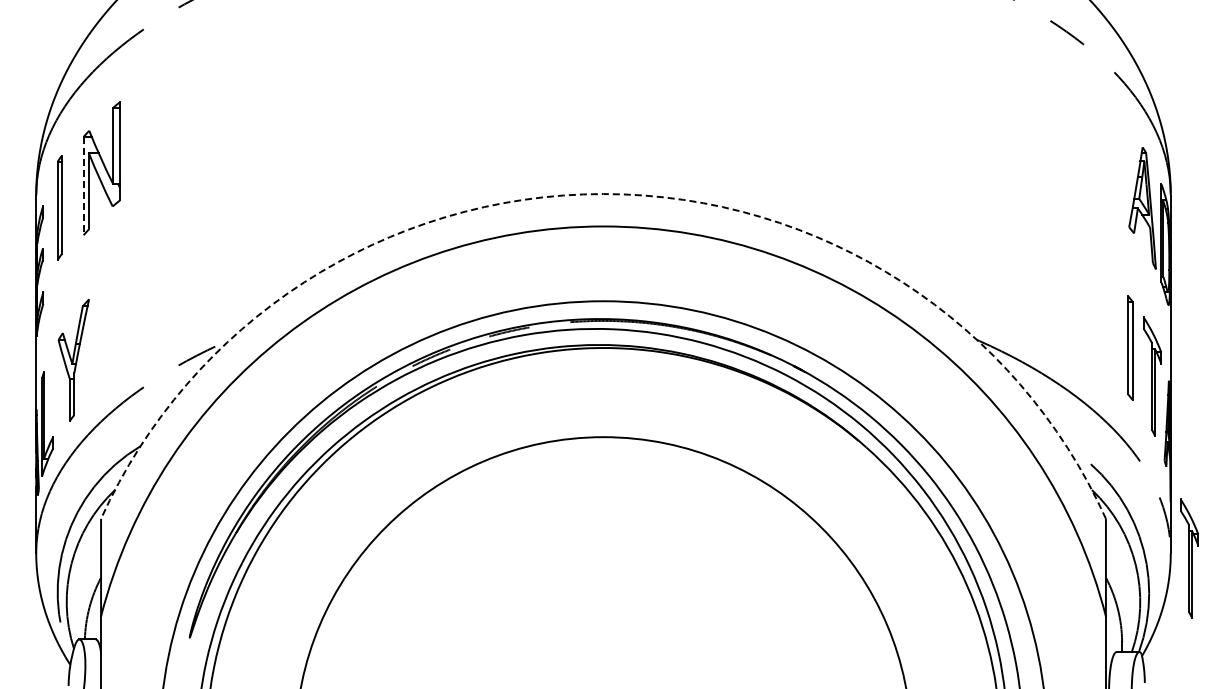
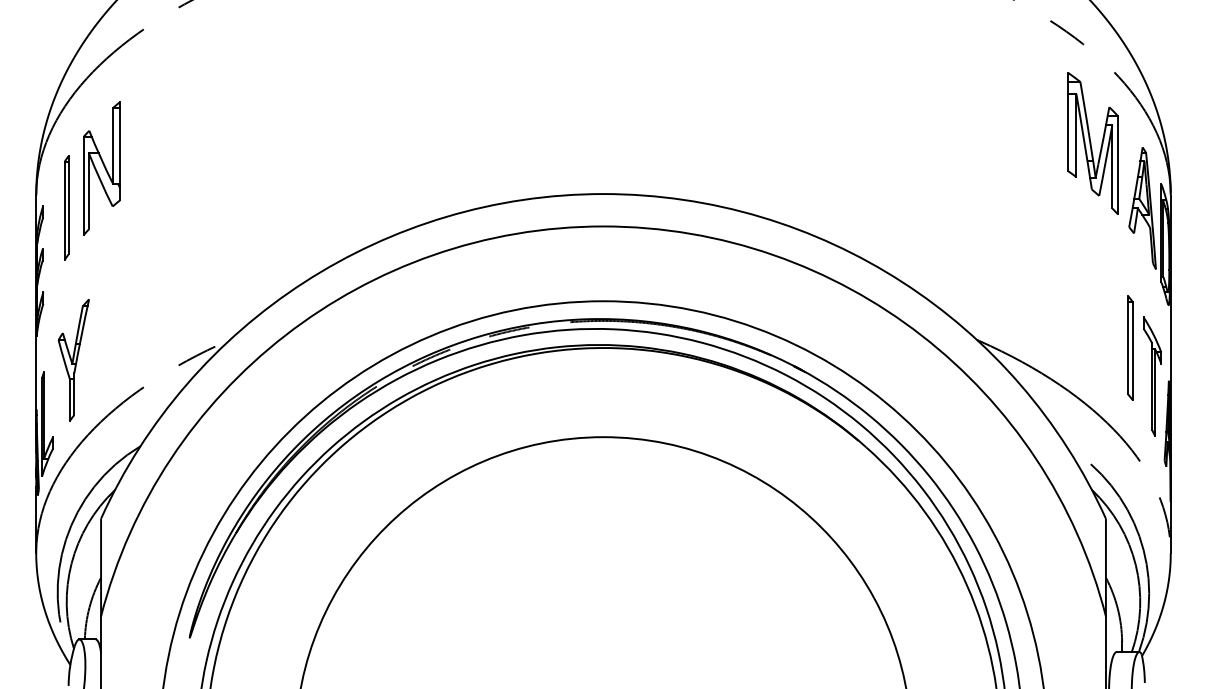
part: none -> present (1092, 143)
line: dashed -> solid (83, 186)
arc: dashed -> solid (603, 194)
part position: (59, 207) -> (66, 207) (66, 207)
part: present -> none (1189, 558)
